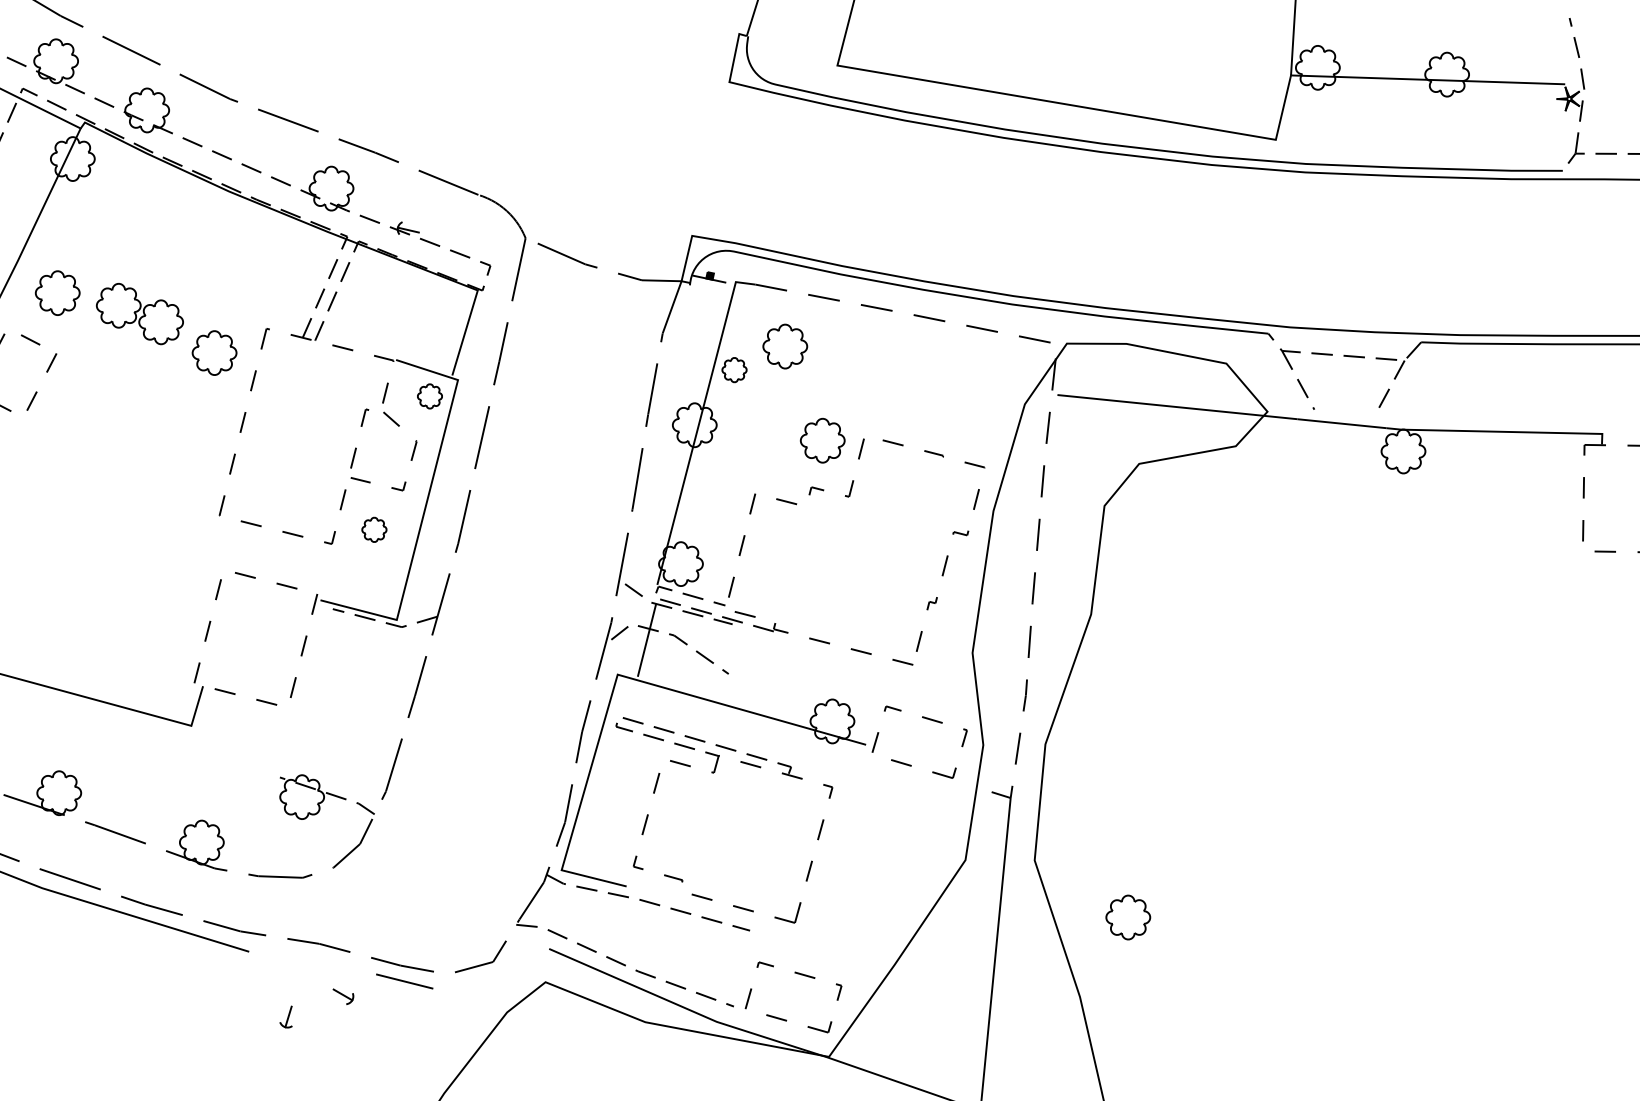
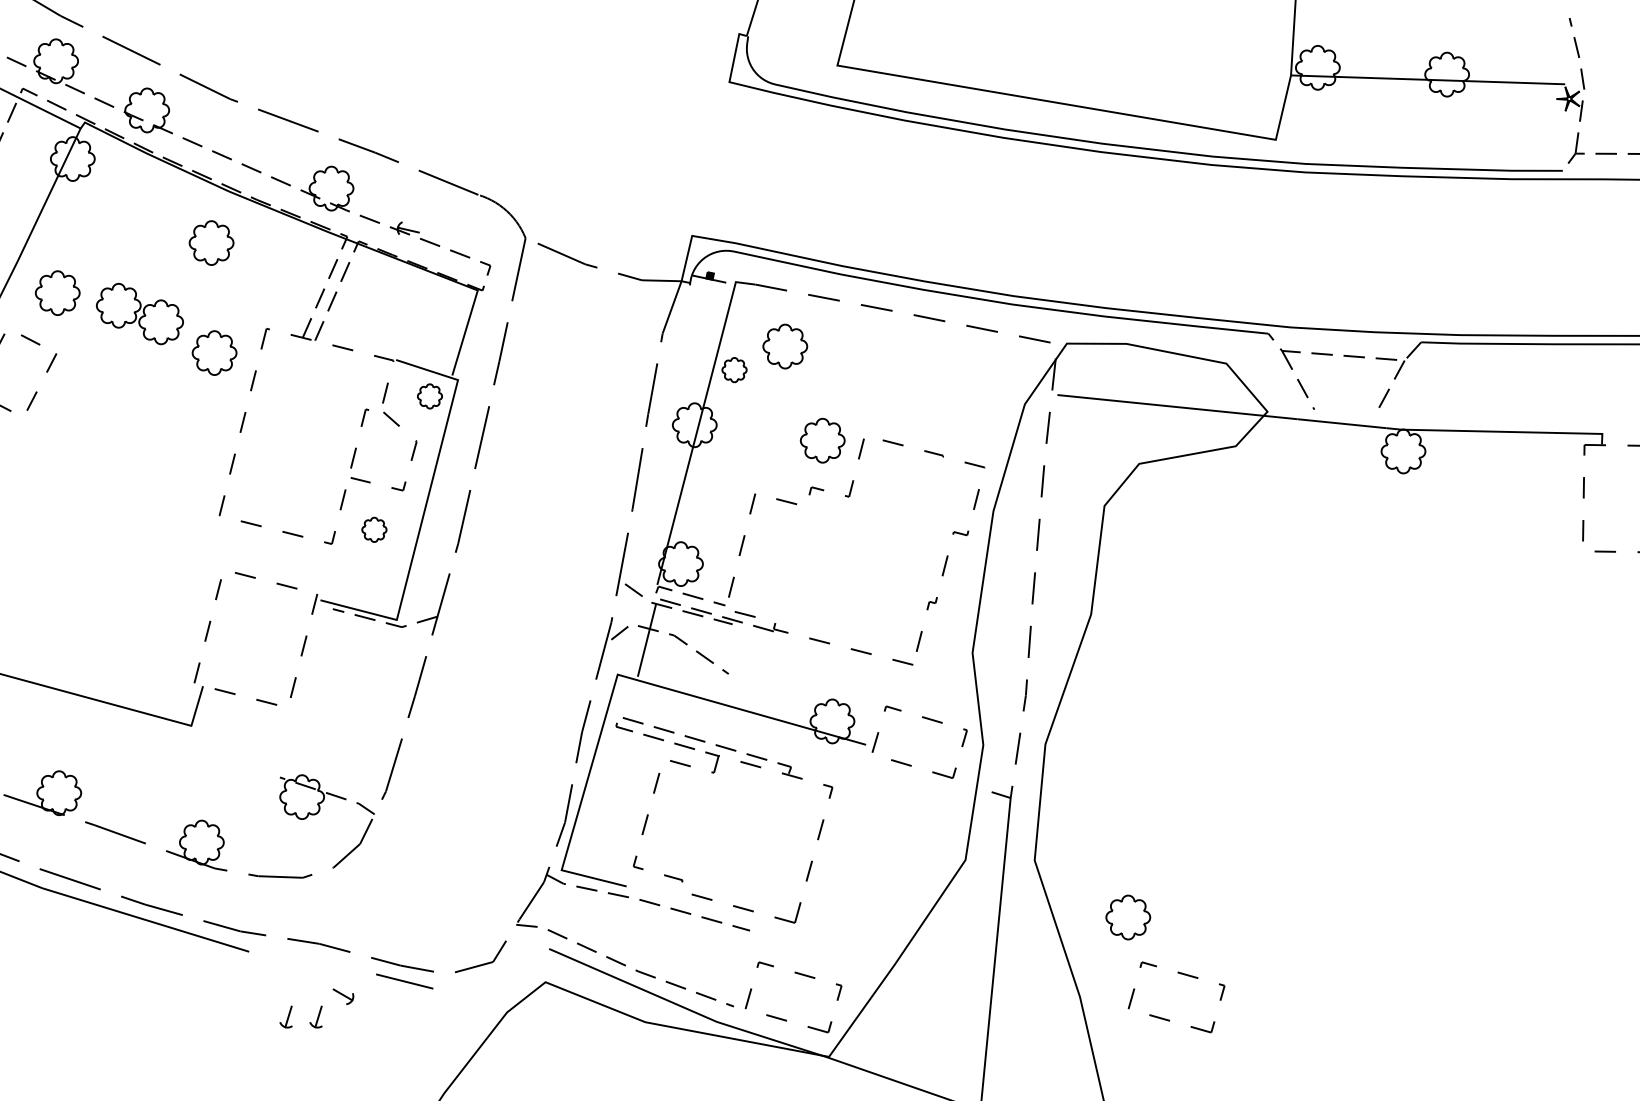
part: none -> present (211, 242)
part: none -> present (315, 1016)
part: none -> present (1169, 1019)
